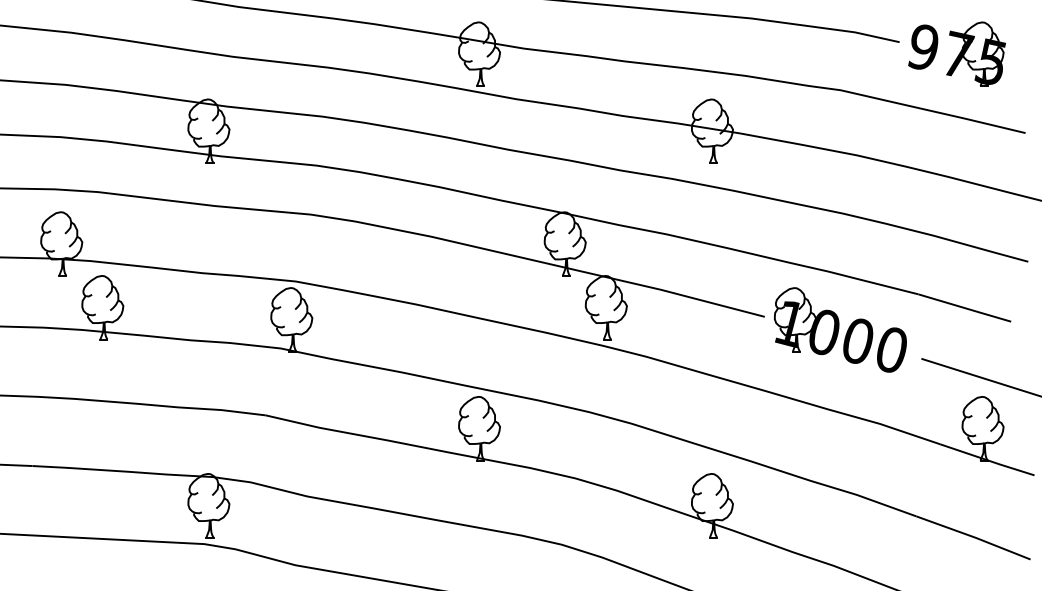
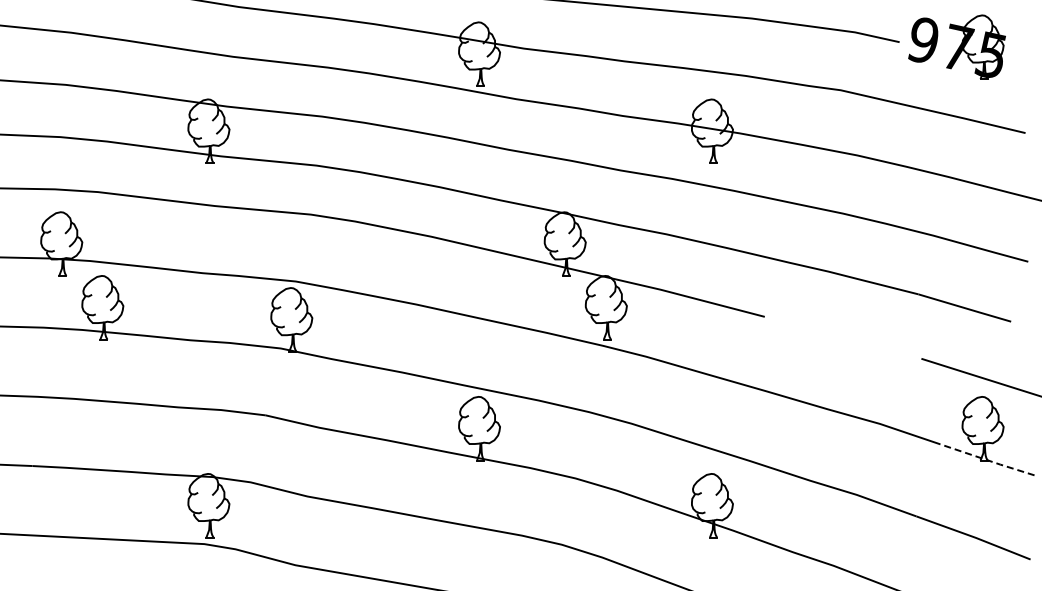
part position: (956, 53) -> (956, 46) (956, 46)
part: present -> none (840, 329)
line: solid -> dashed (987, 460)
